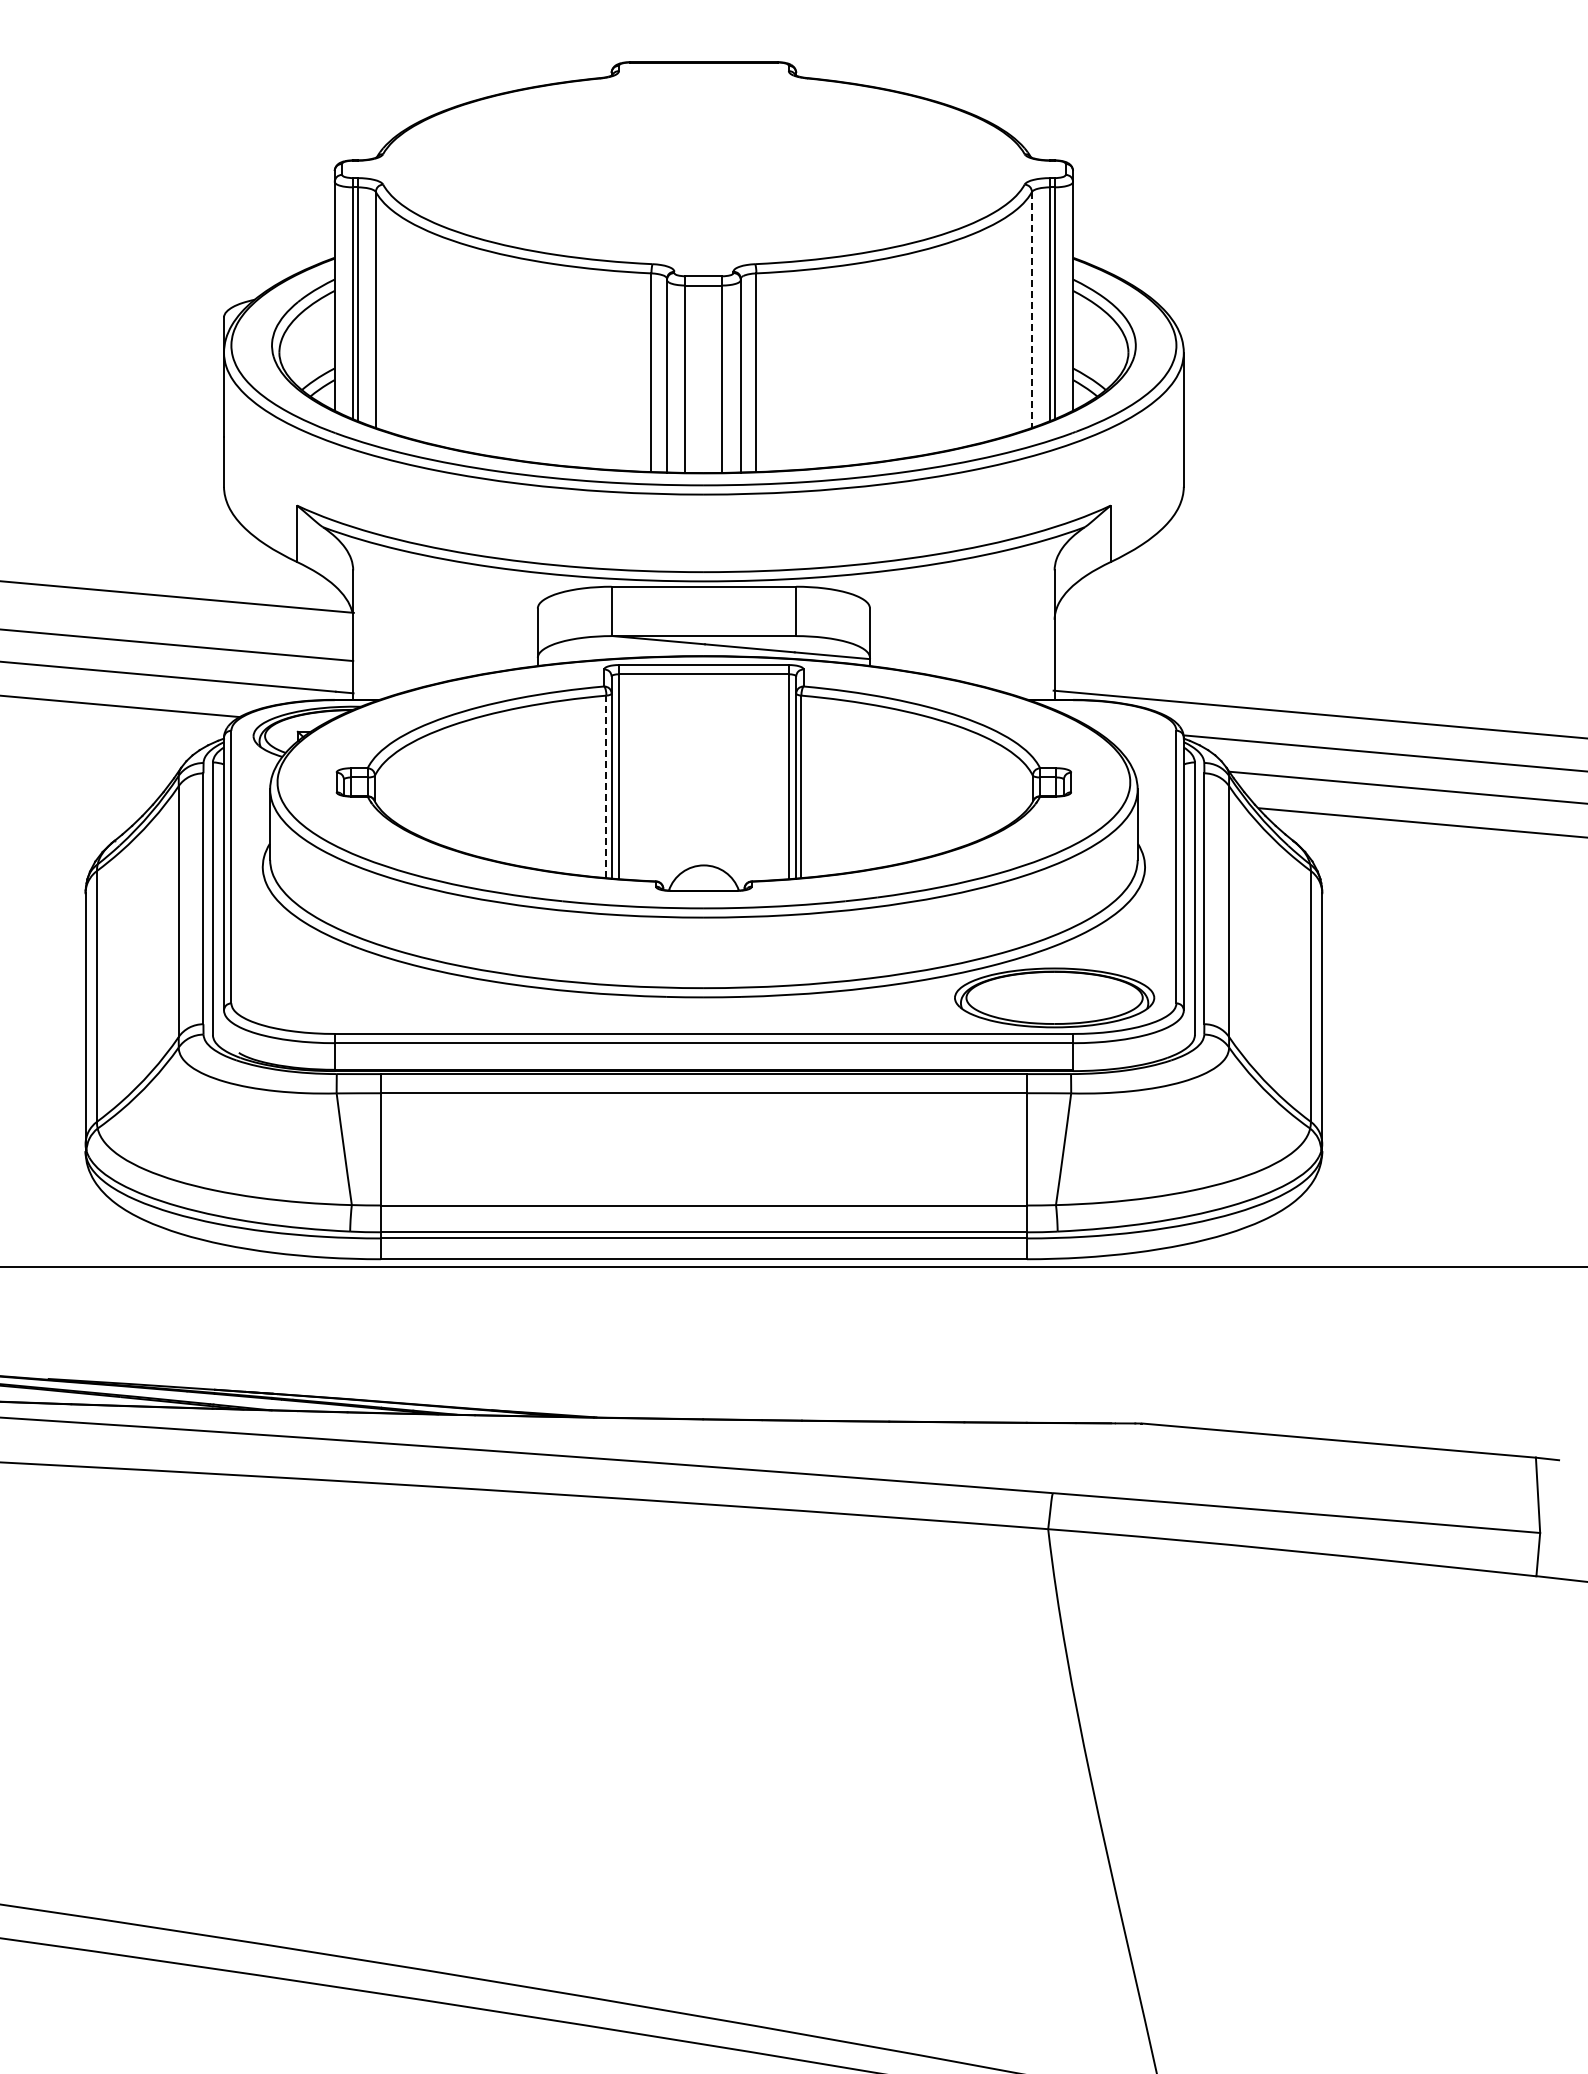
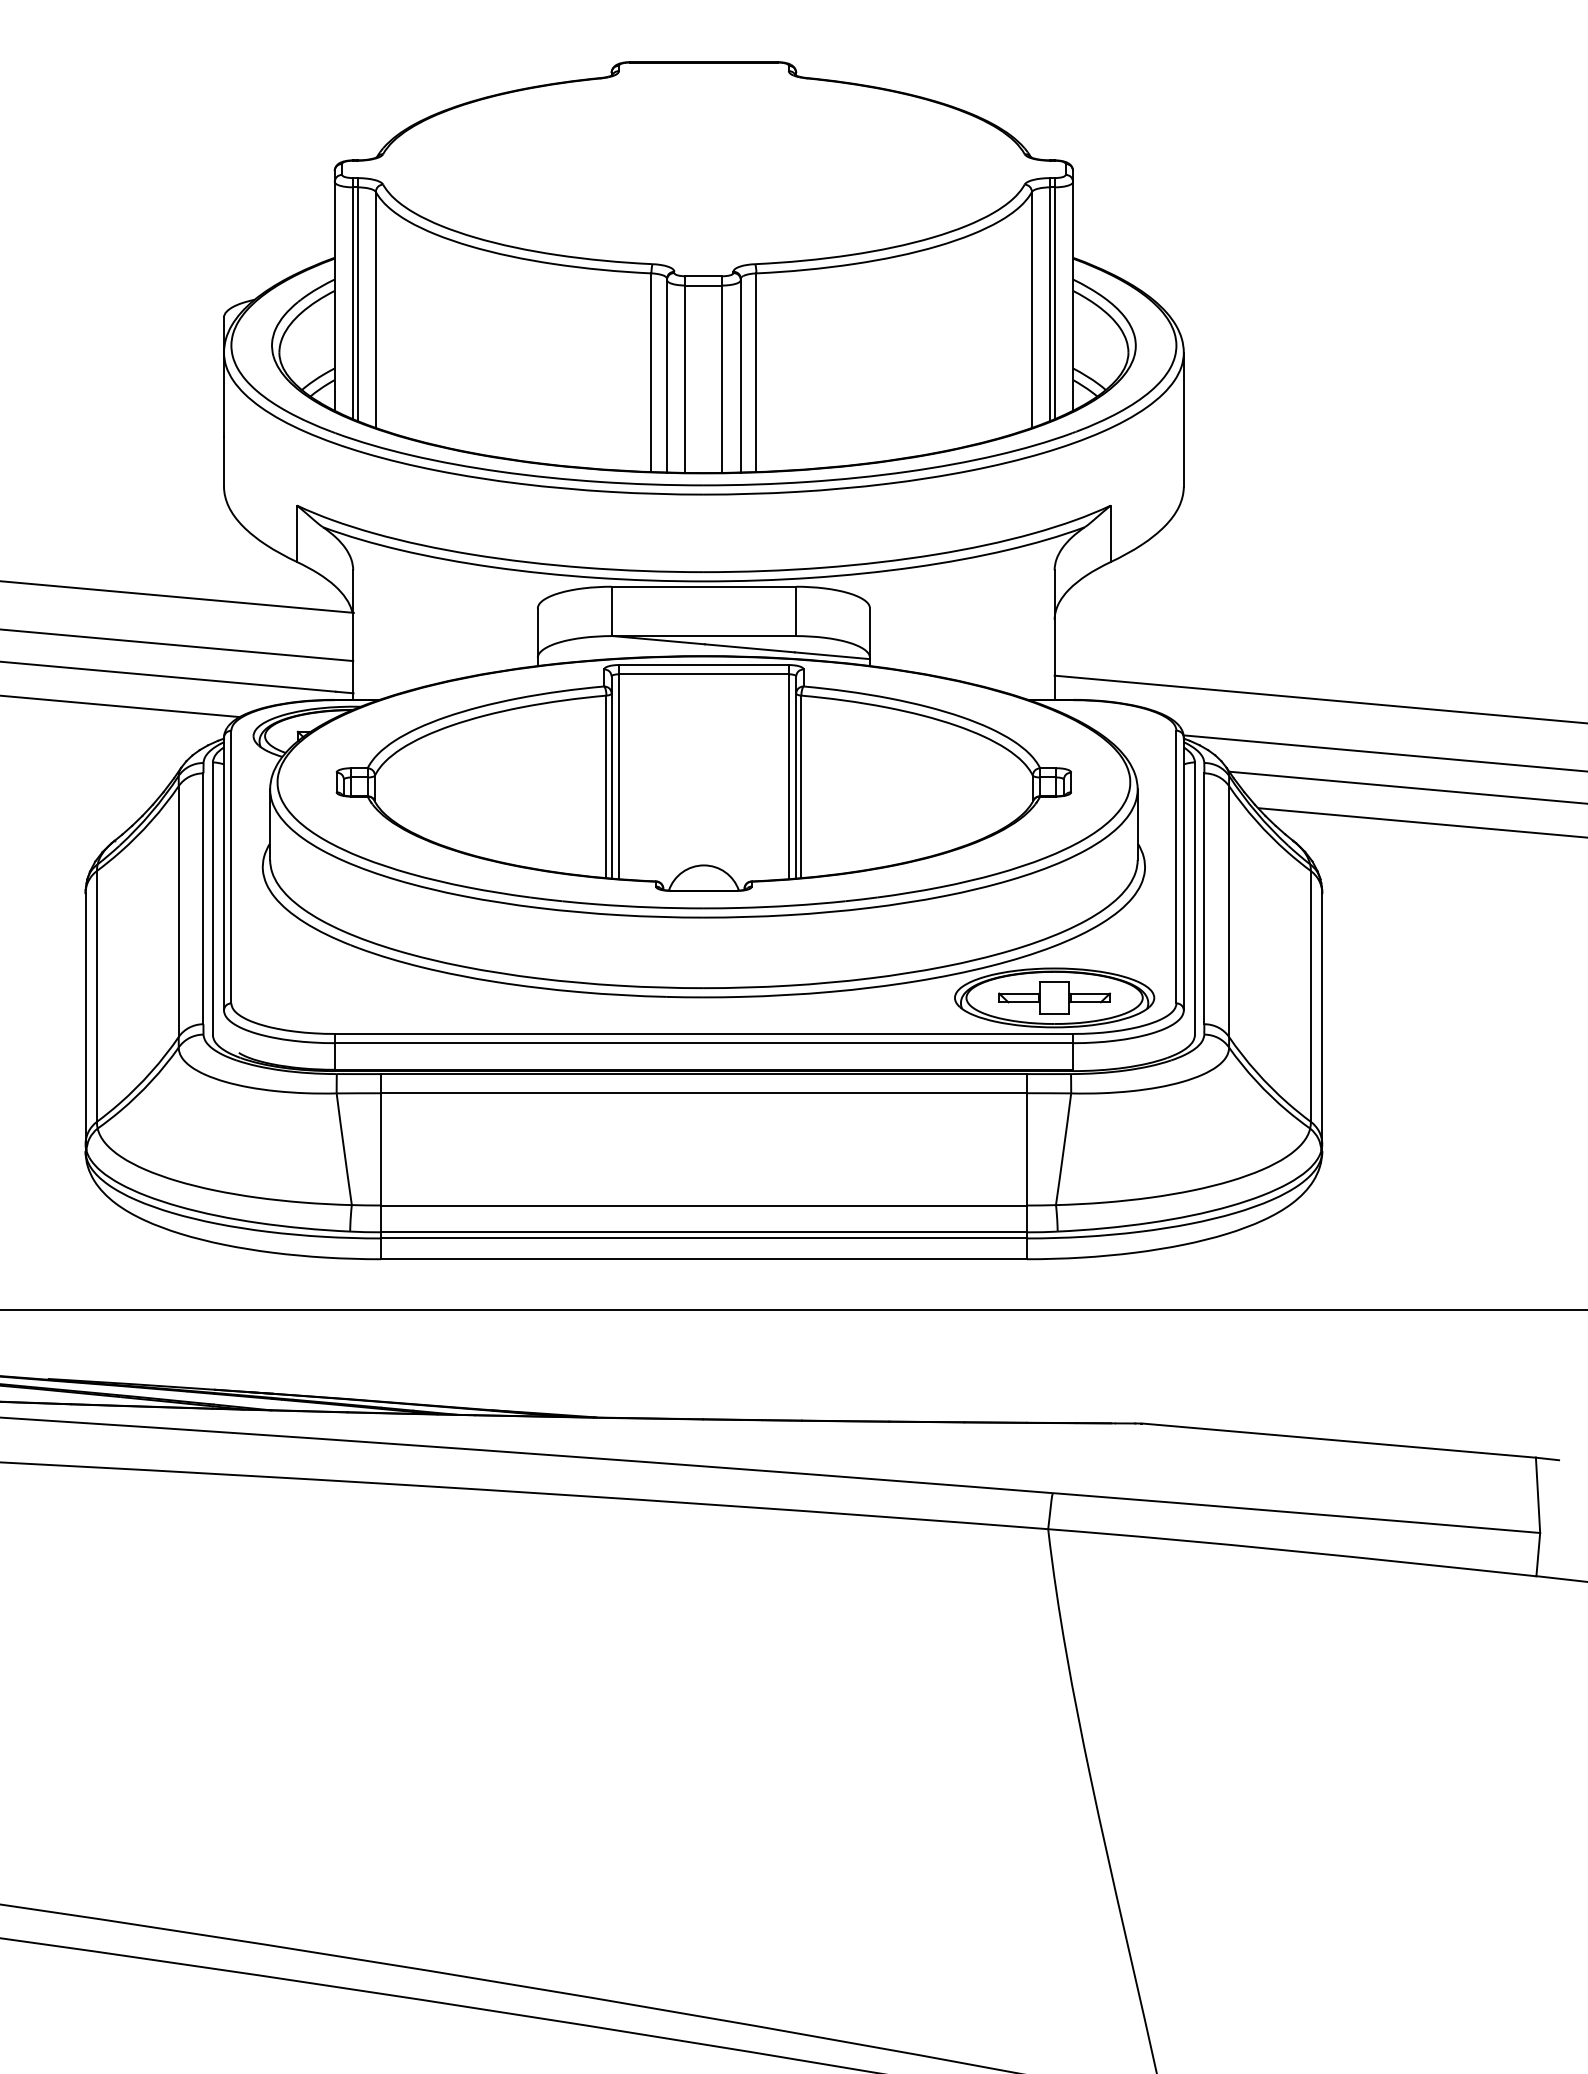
line: dashed -> solid (1031, 310)
line position: (1318, 714) -> (1319, 699) (1319, 699)
line: dashed -> solid (606, 786)
part: none -> present (1054, 997)
line position: (793, 1266) -> (793, 1309) (793, 1309)
